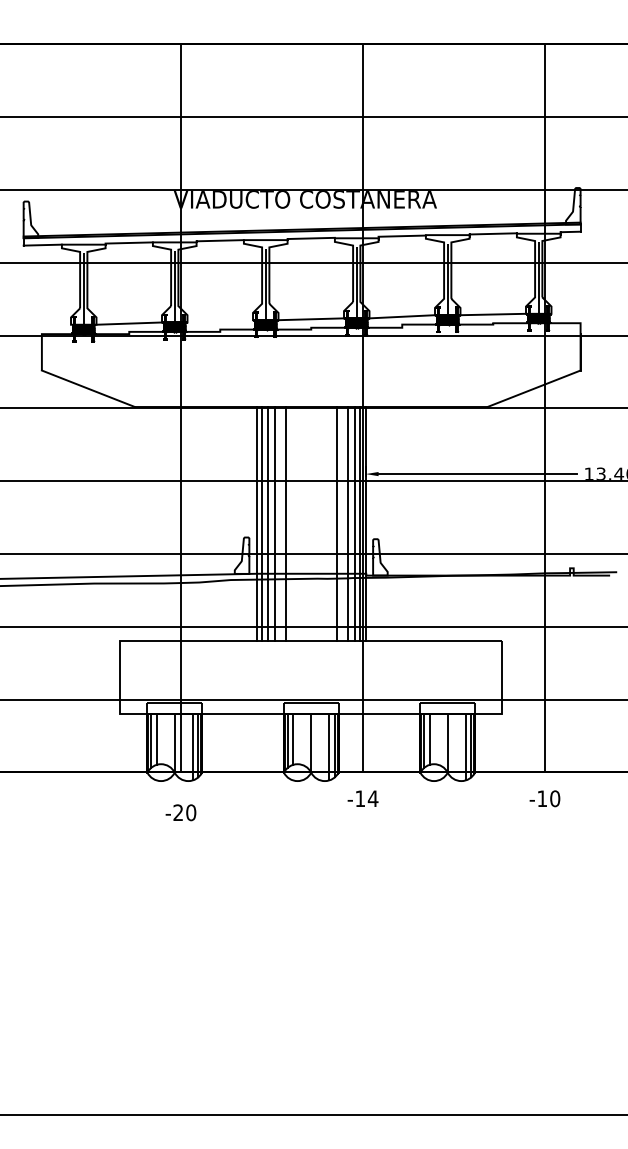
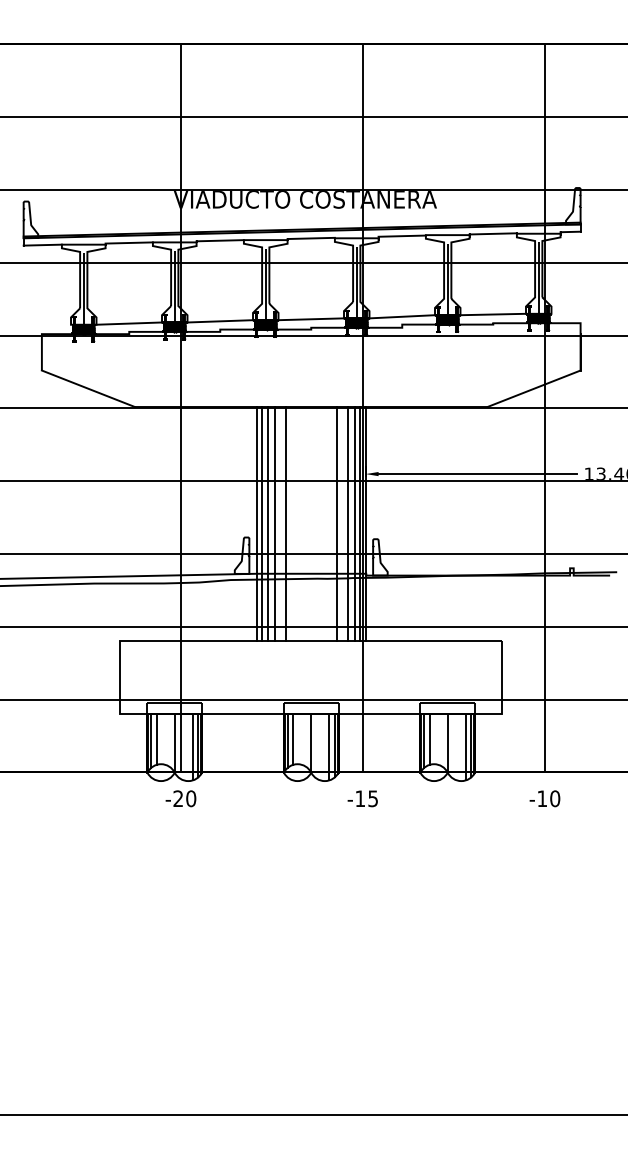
line: none -> present (220, 321)
text: -14 -> -15 (372, 798)
text position: (180, 812) -> (180, 798) (180, 798)
